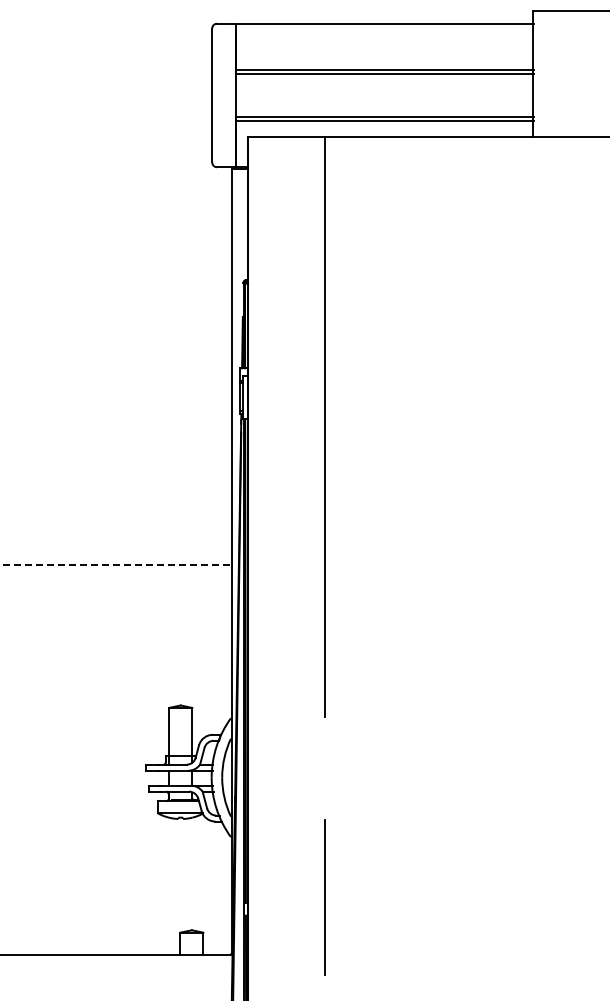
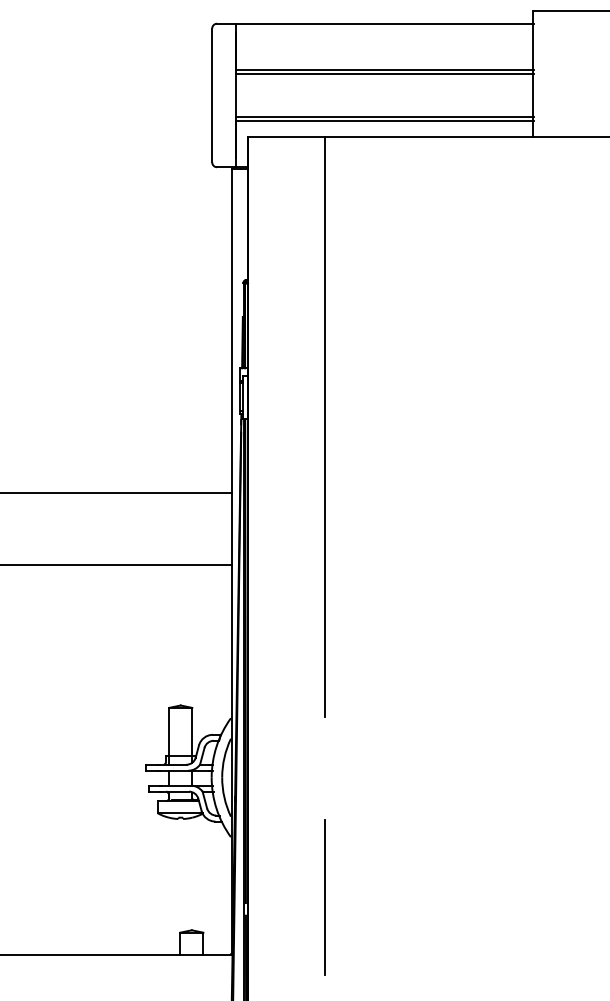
line: none -> present (116, 493)
line: dashed -> solid (116, 565)
